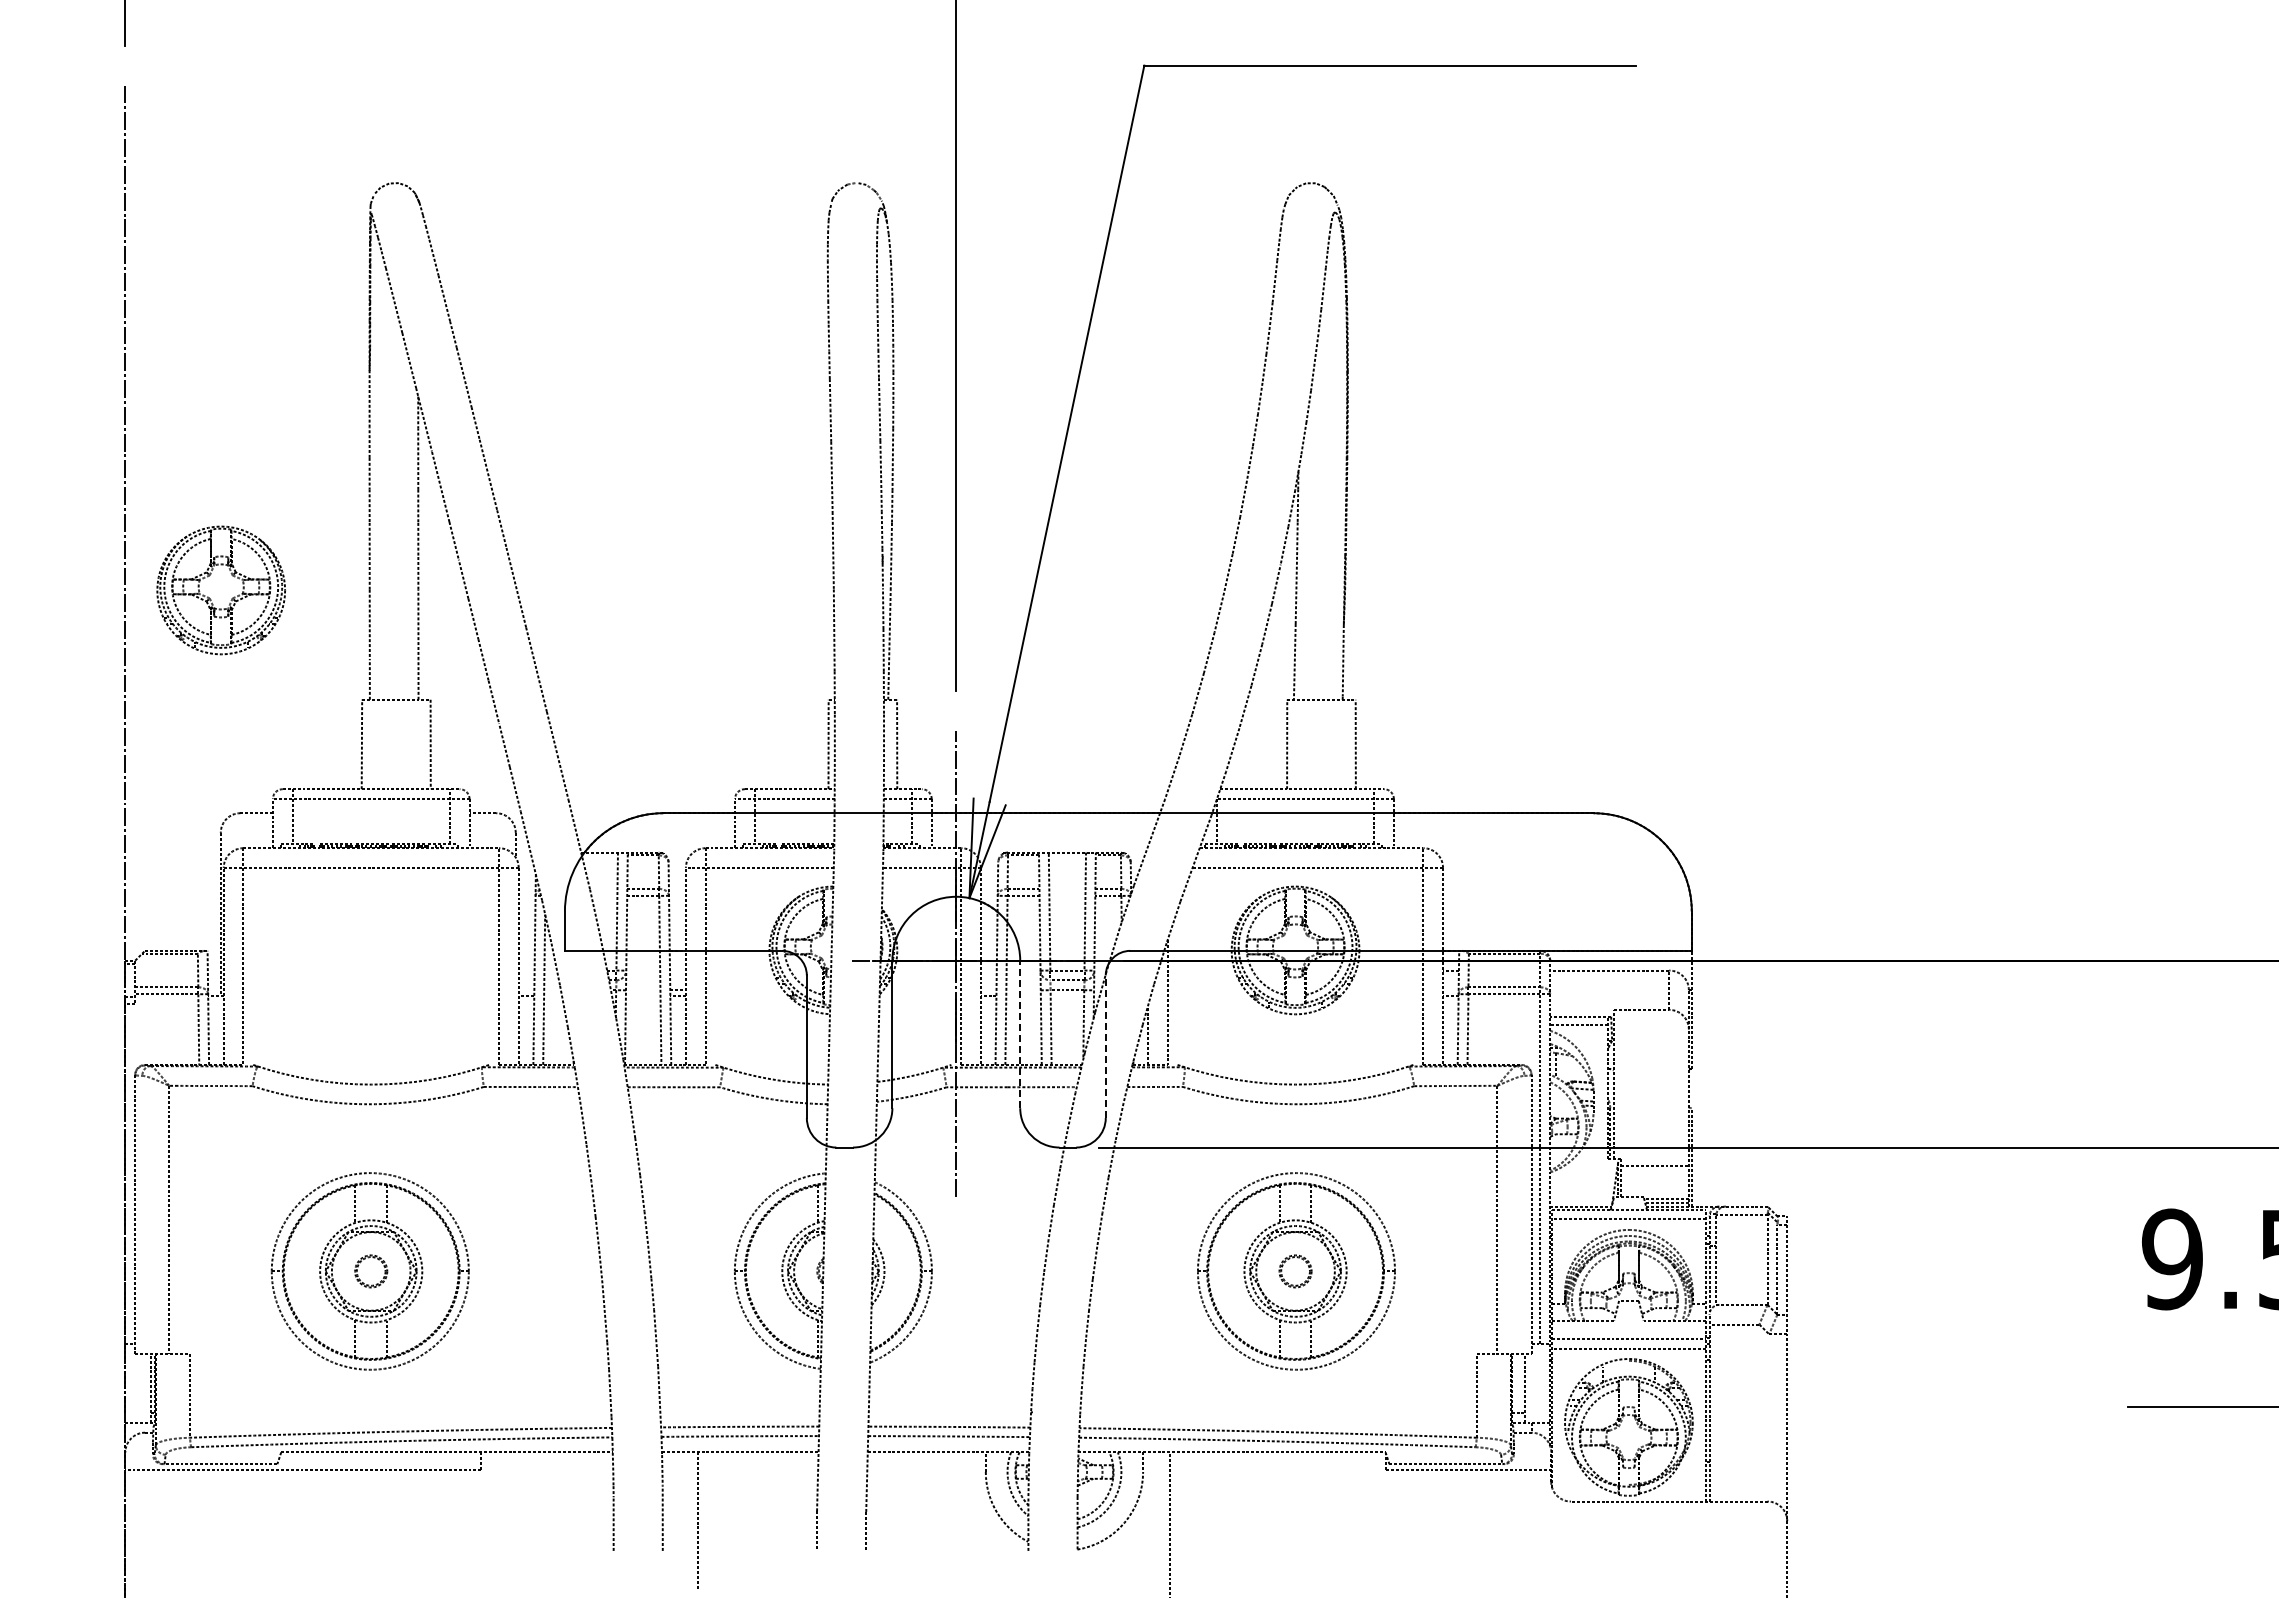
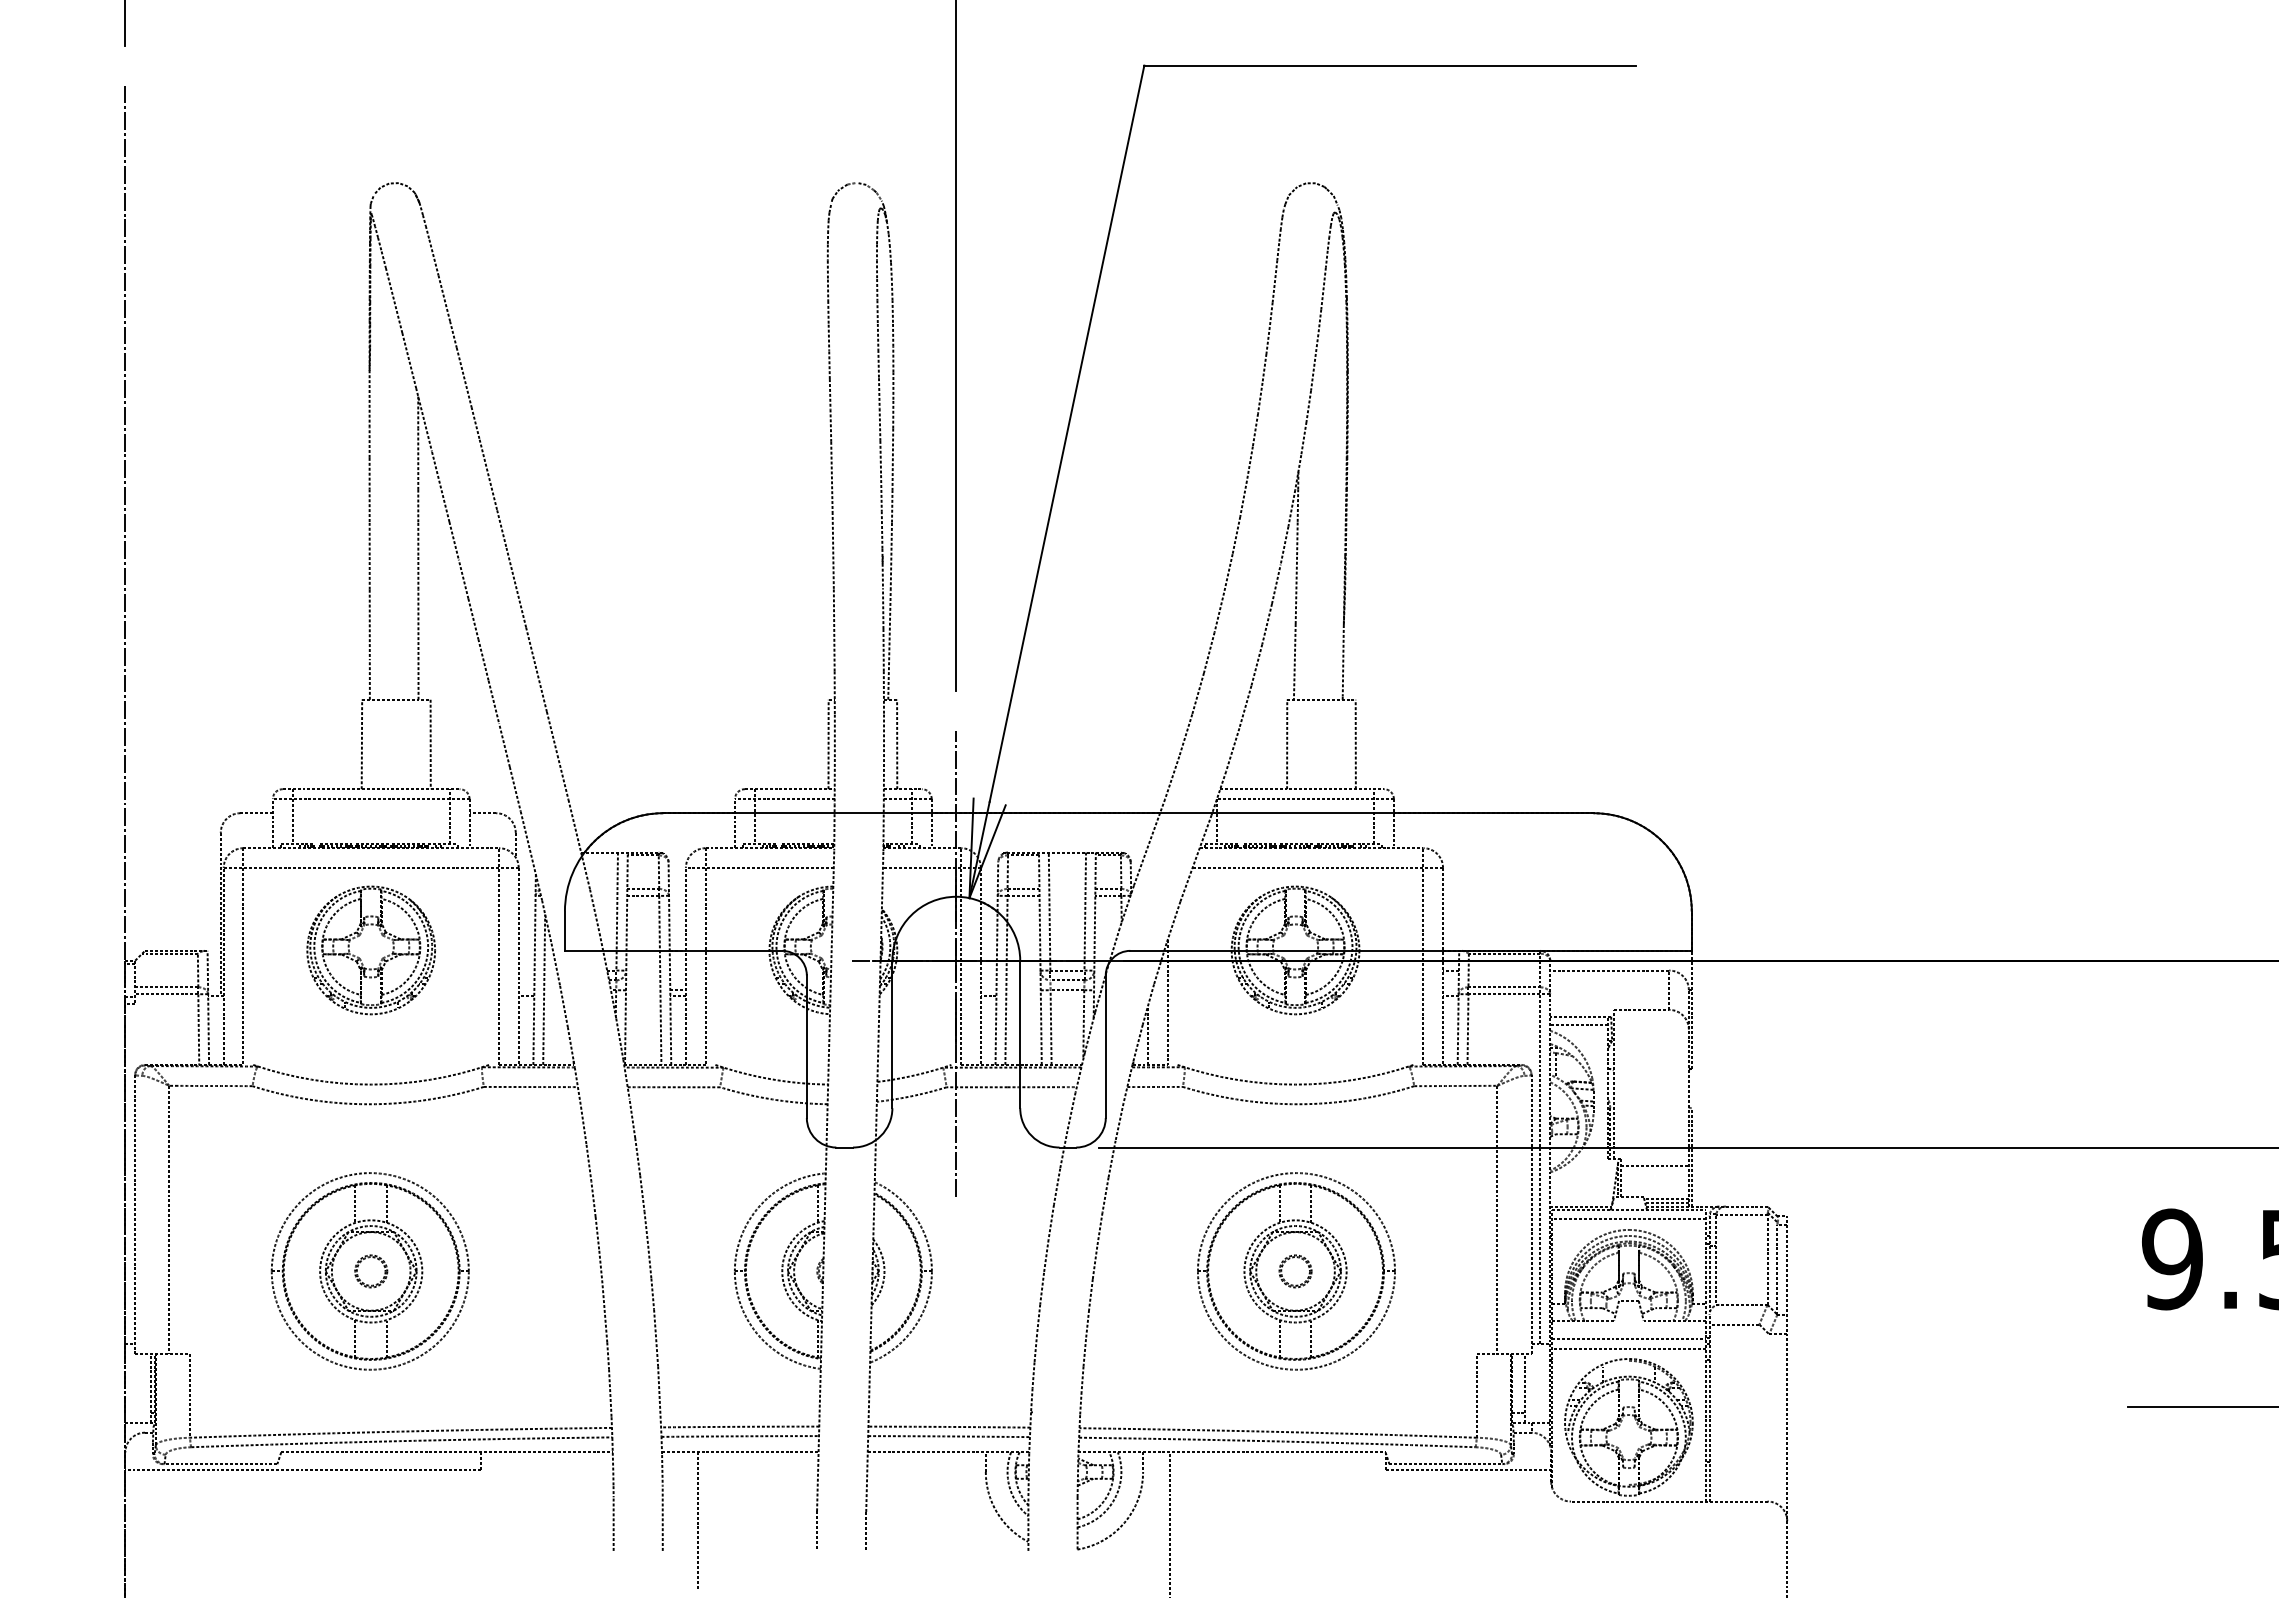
part position: (211, 599) -> (361, 959) (361, 959)
line: dashed -> solid (1020, 1034)
line: dashed -> solid (1105, 1046)
